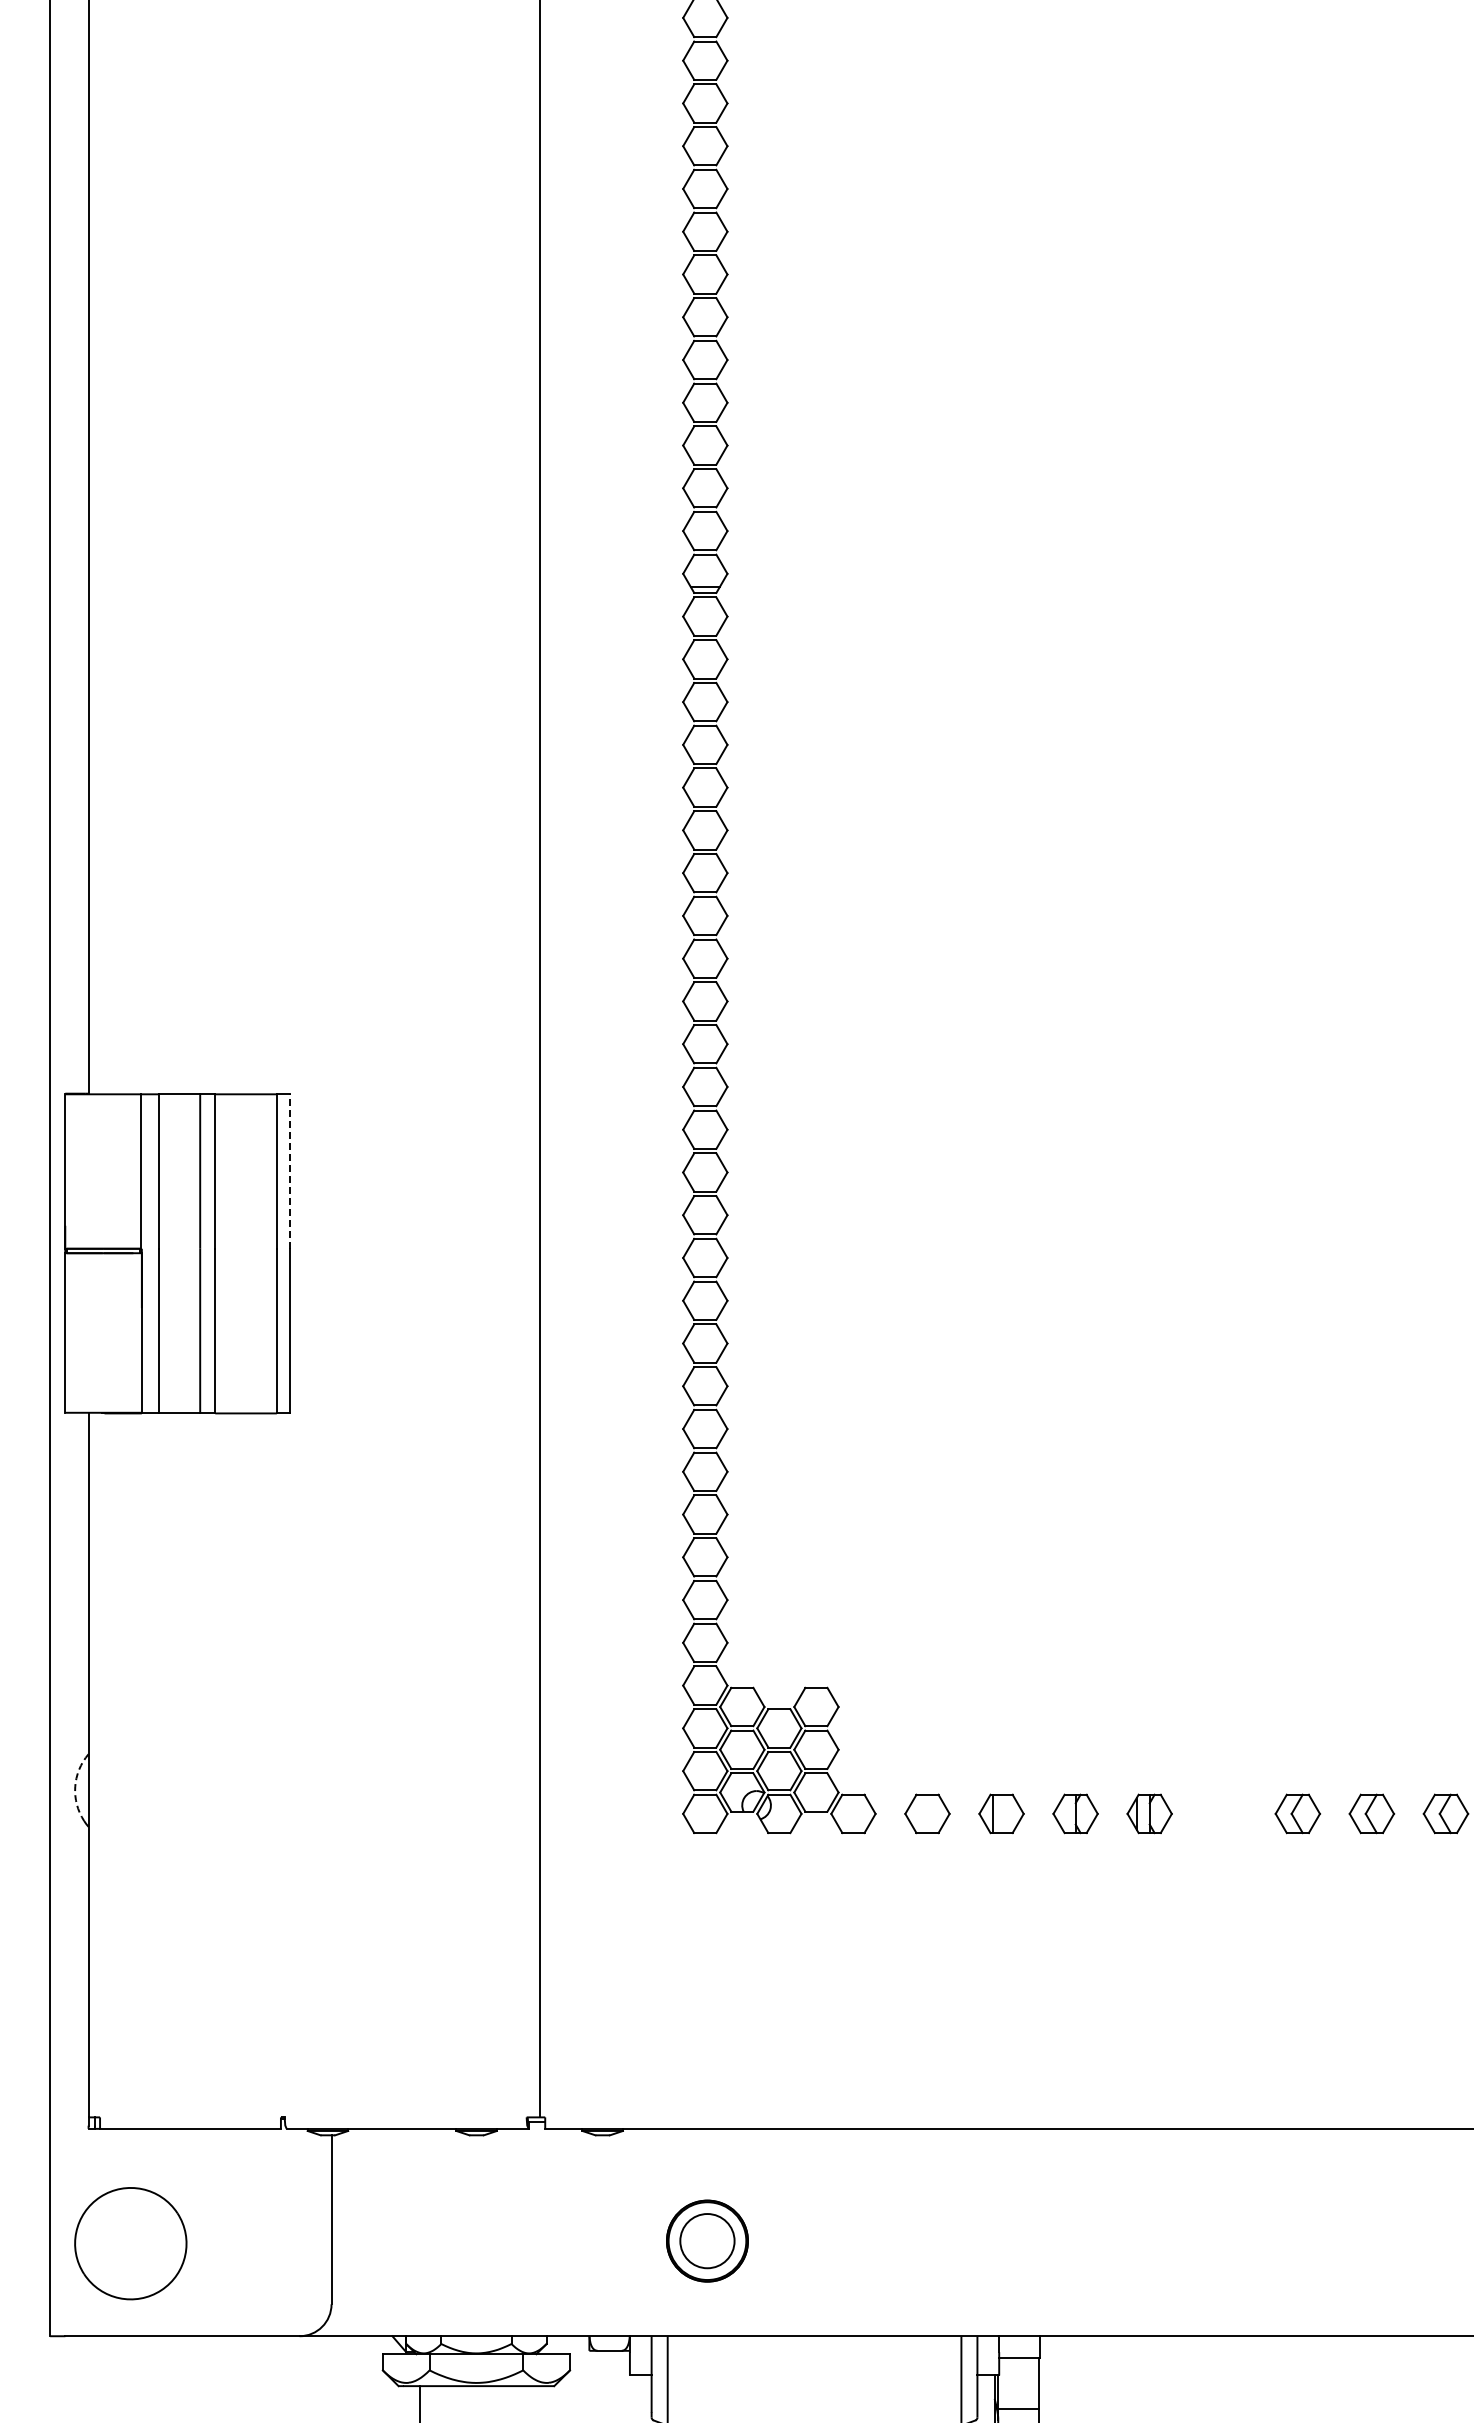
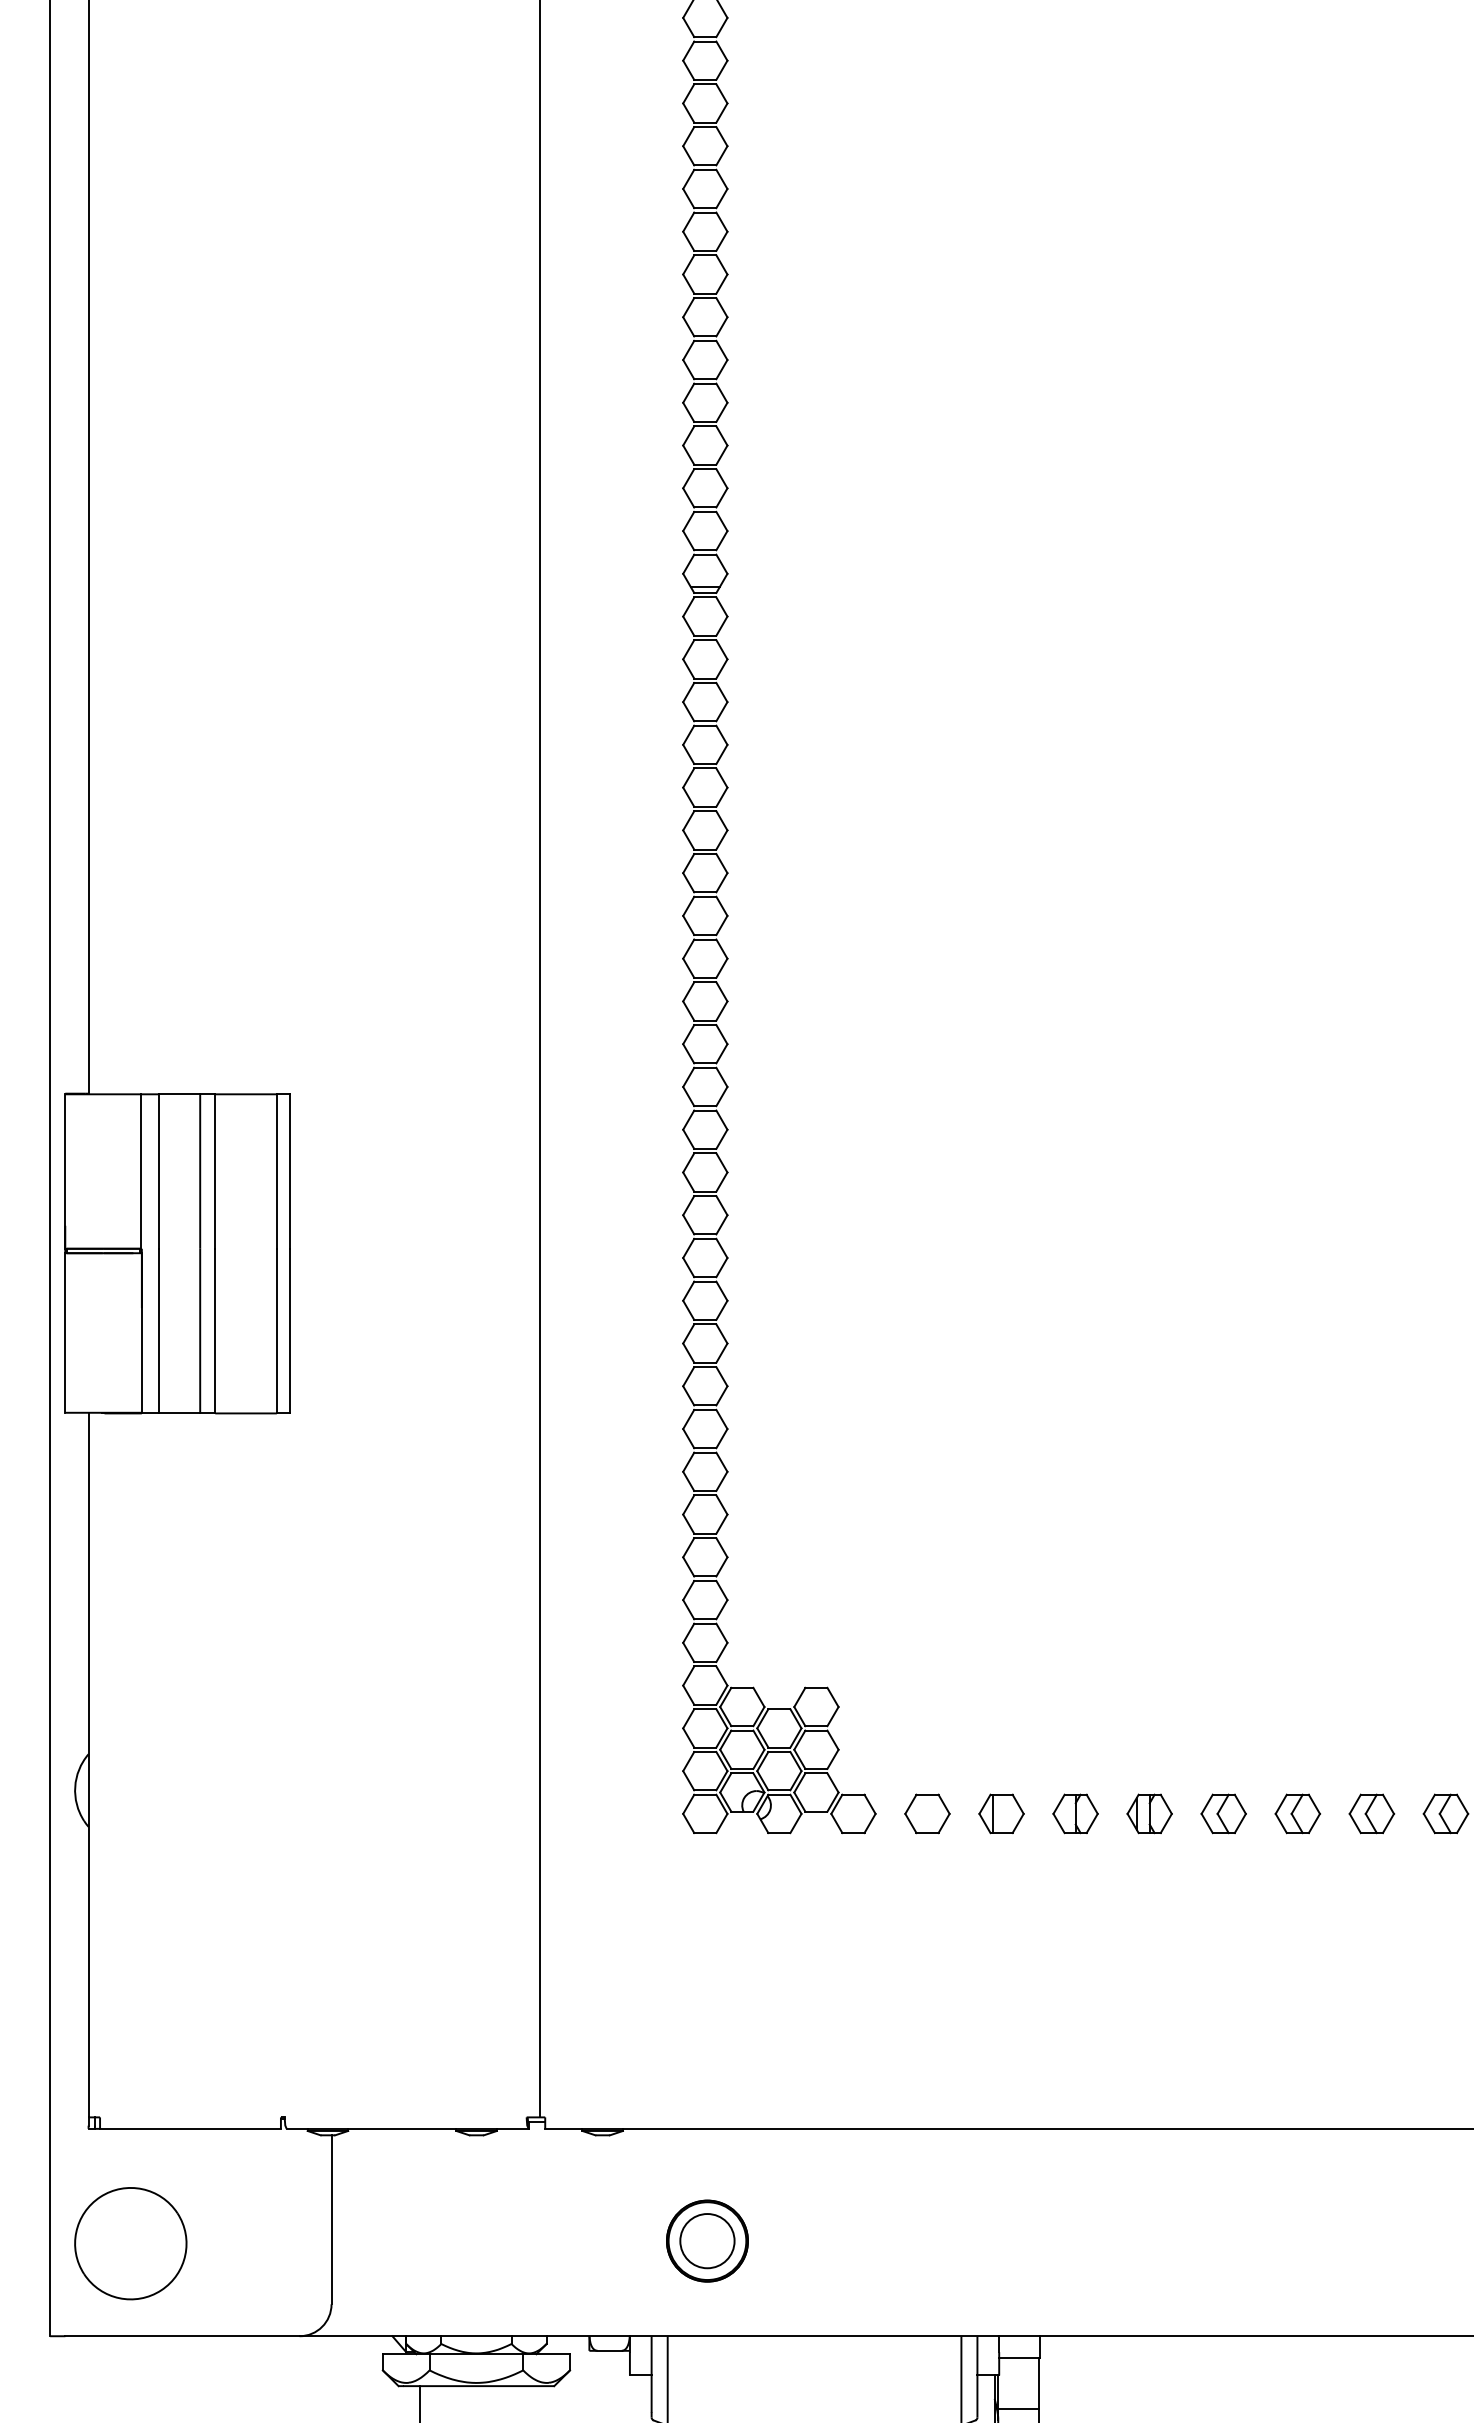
line: dashed -> solid (289, 1171)
arc: dashed -> solid (75, 1786)
part: none -> present (1223, 1813)
